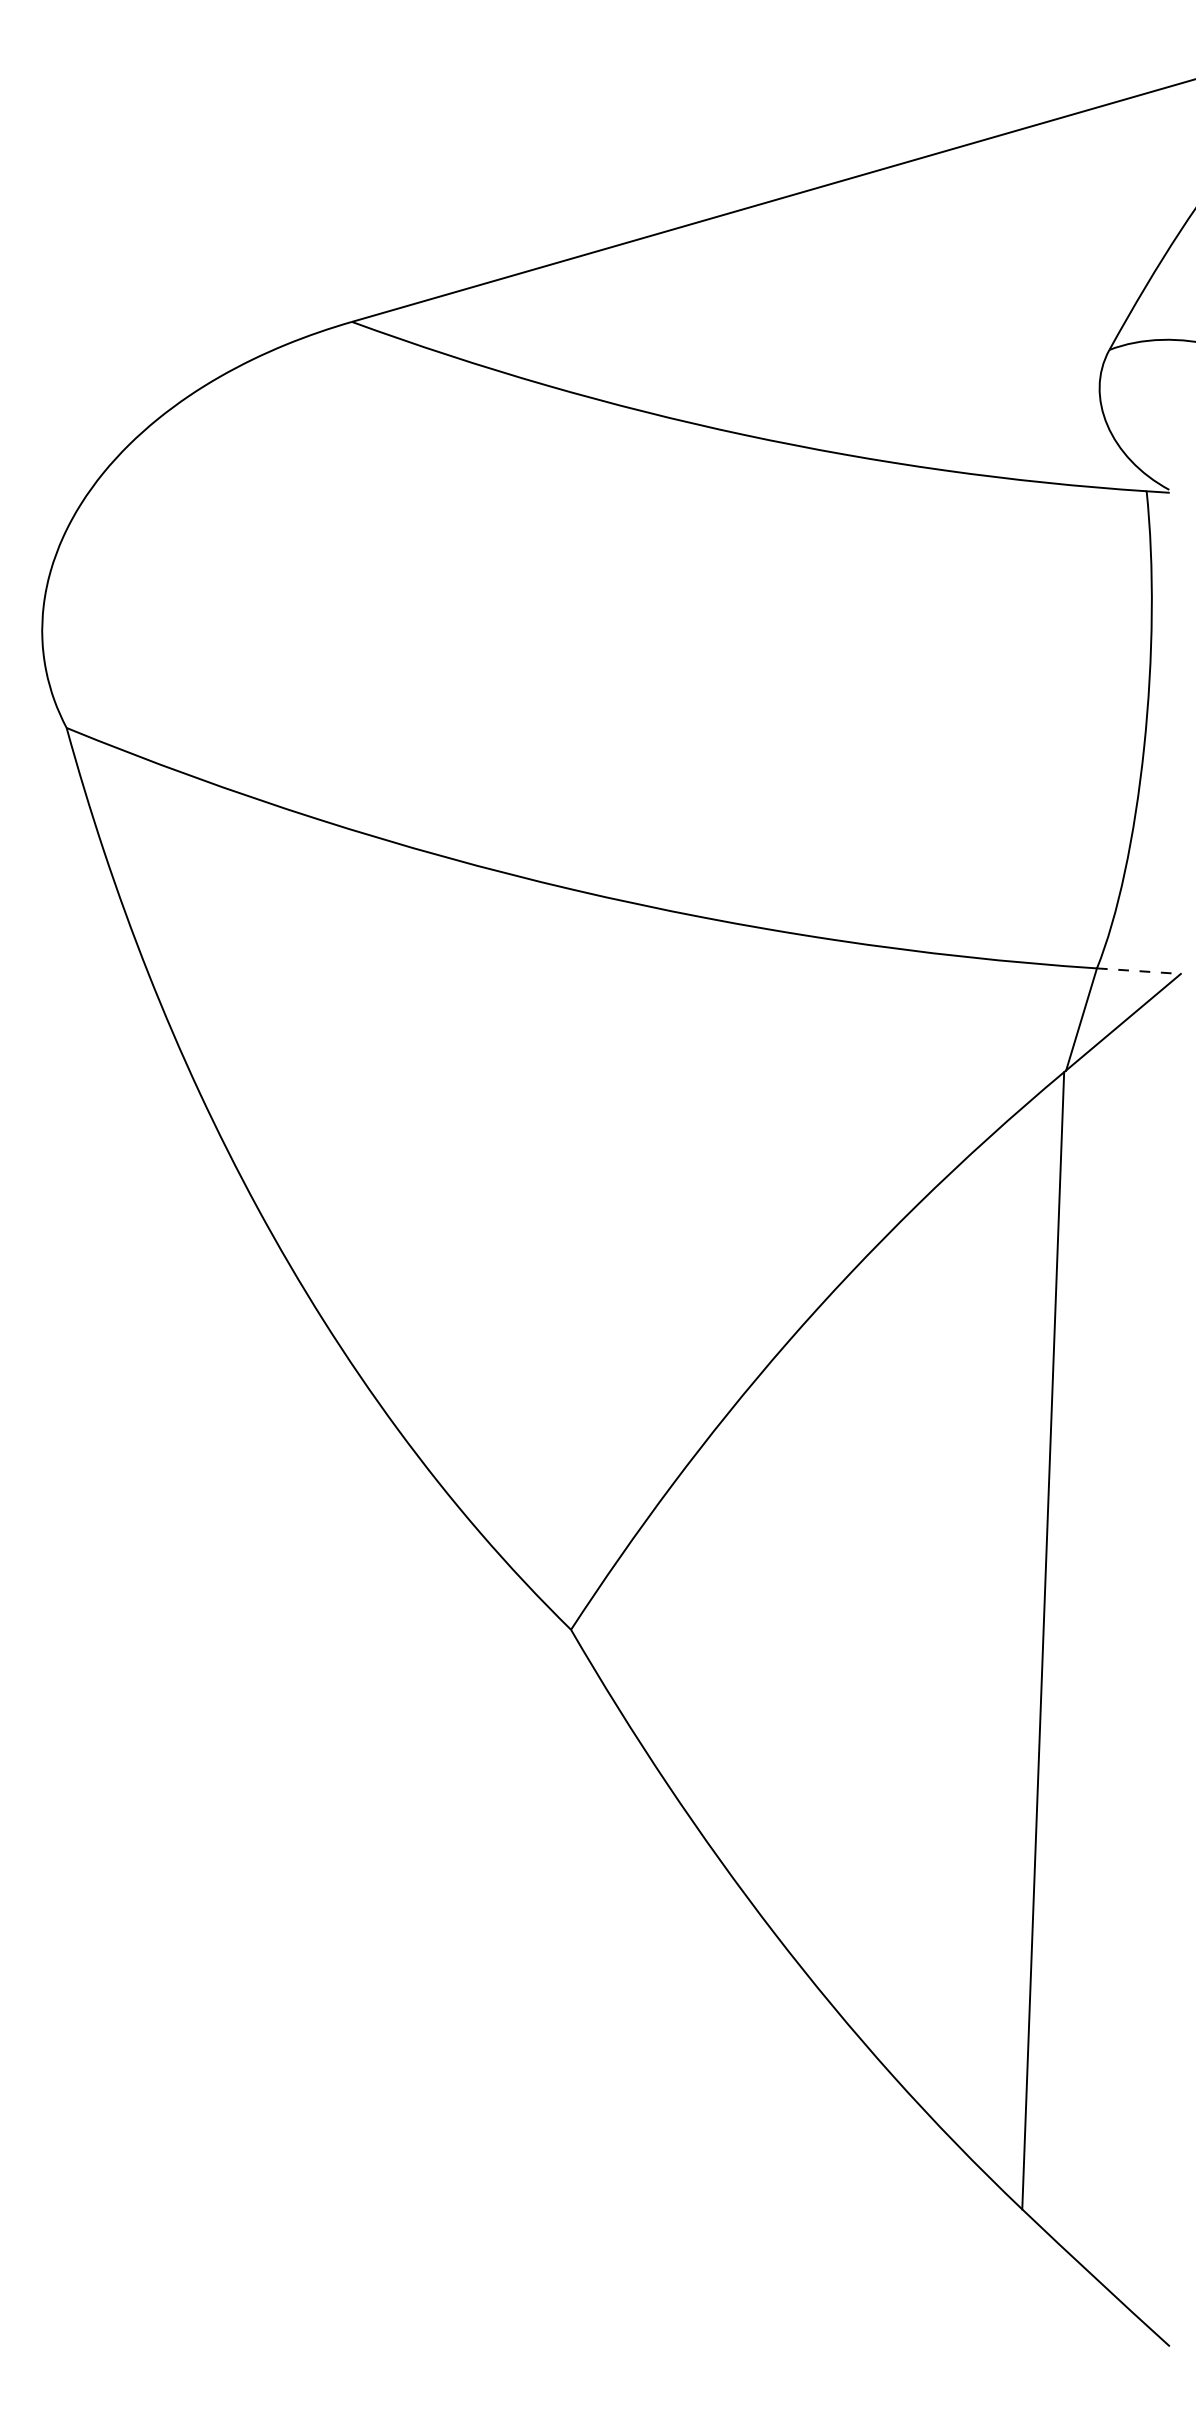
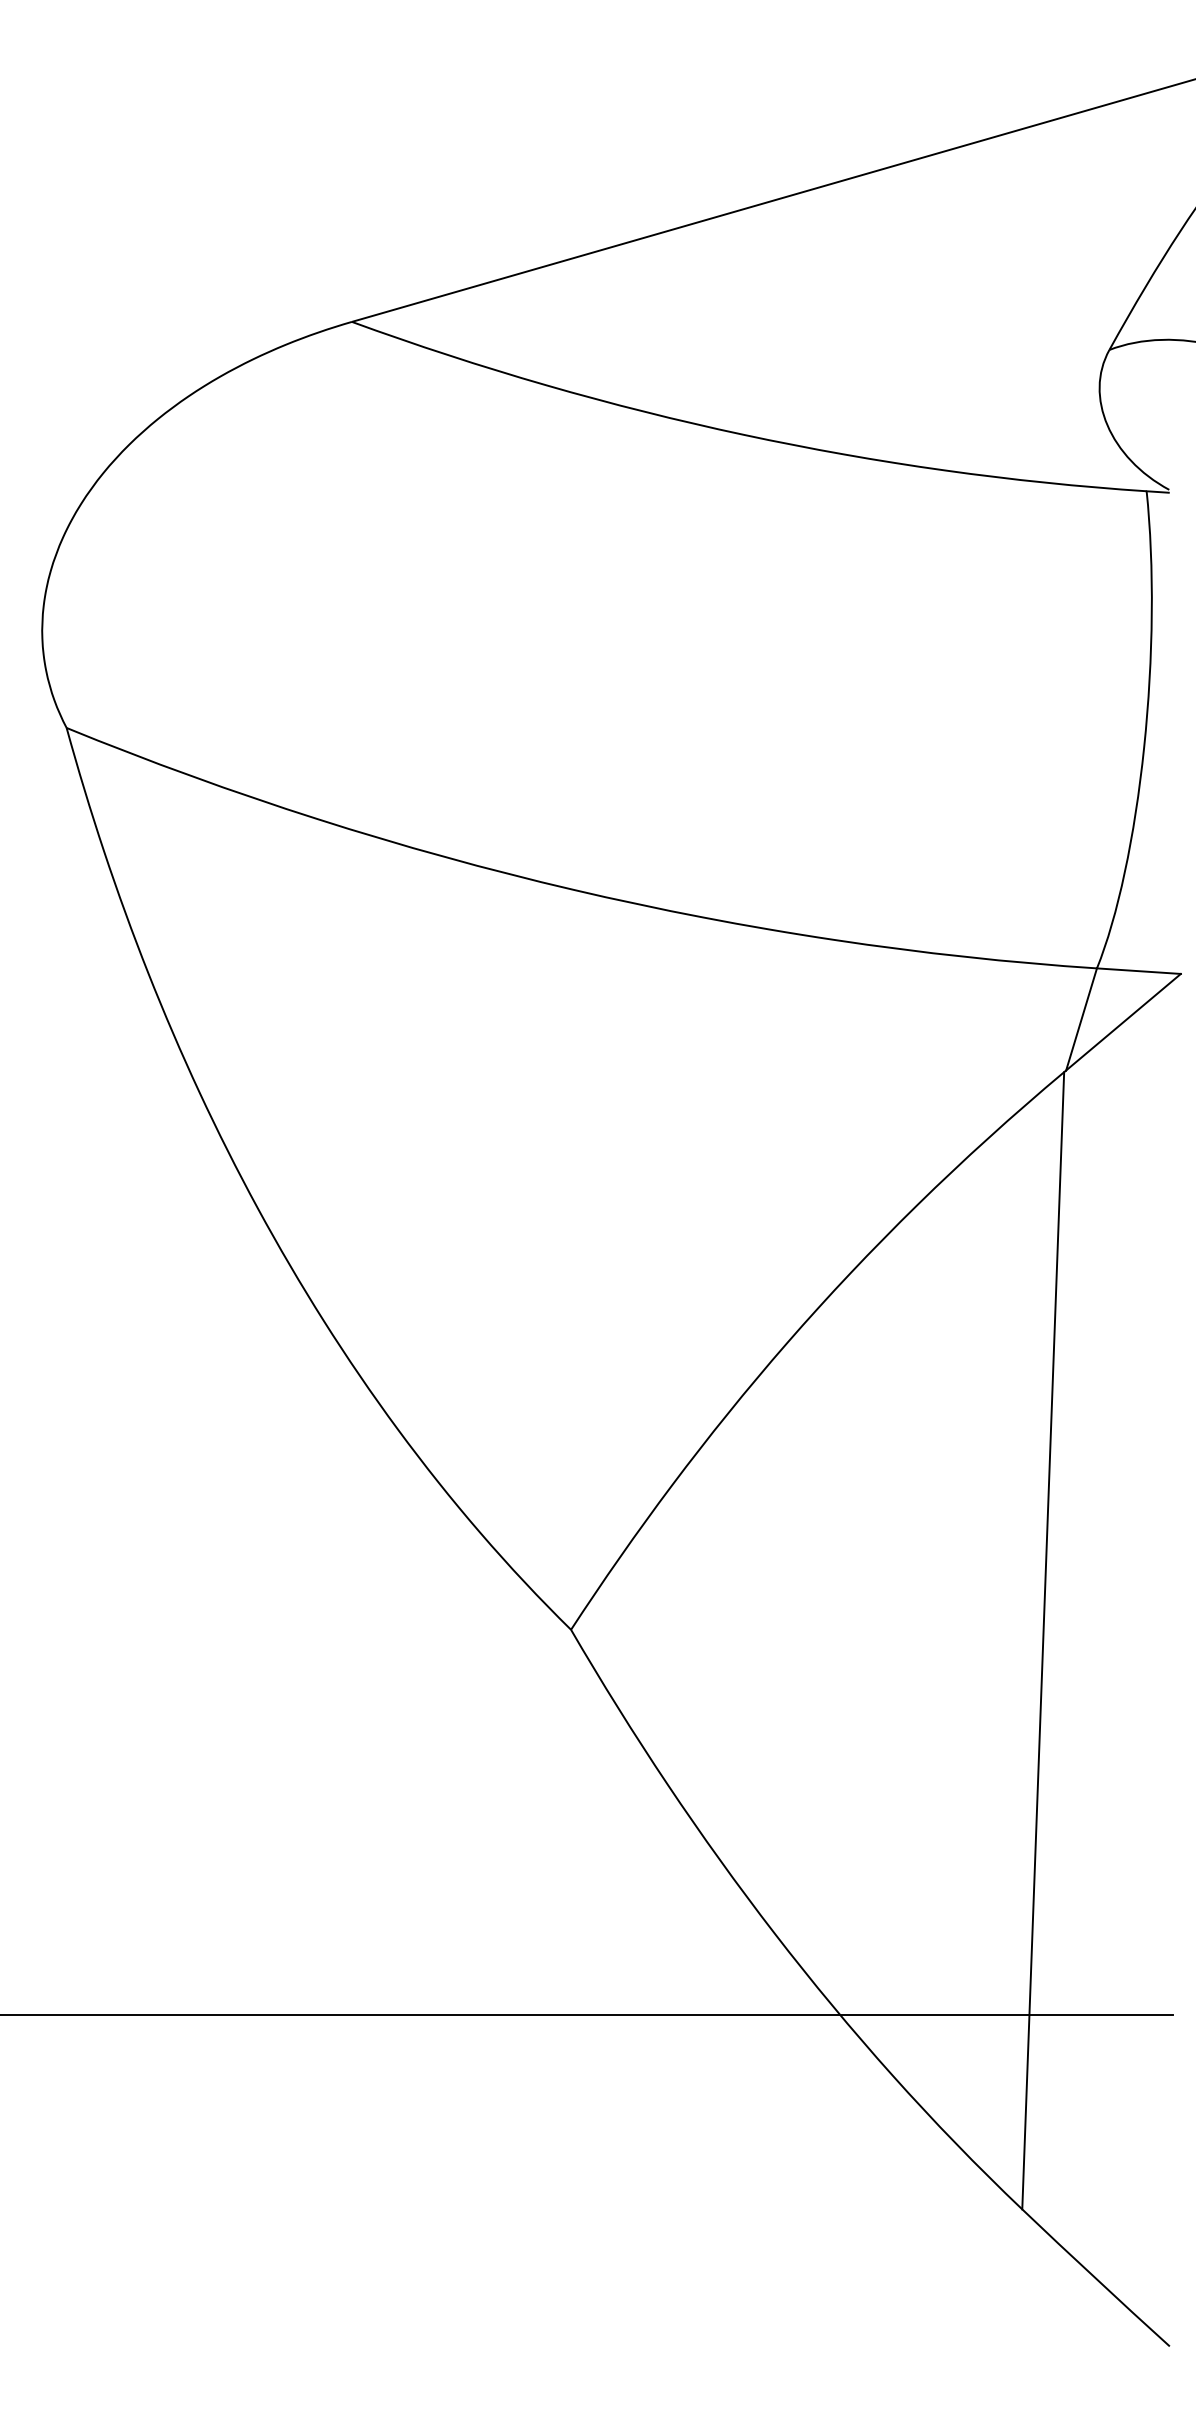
line: dashed -> solid (1139, 971)
line: none -> present (587, 2014)
